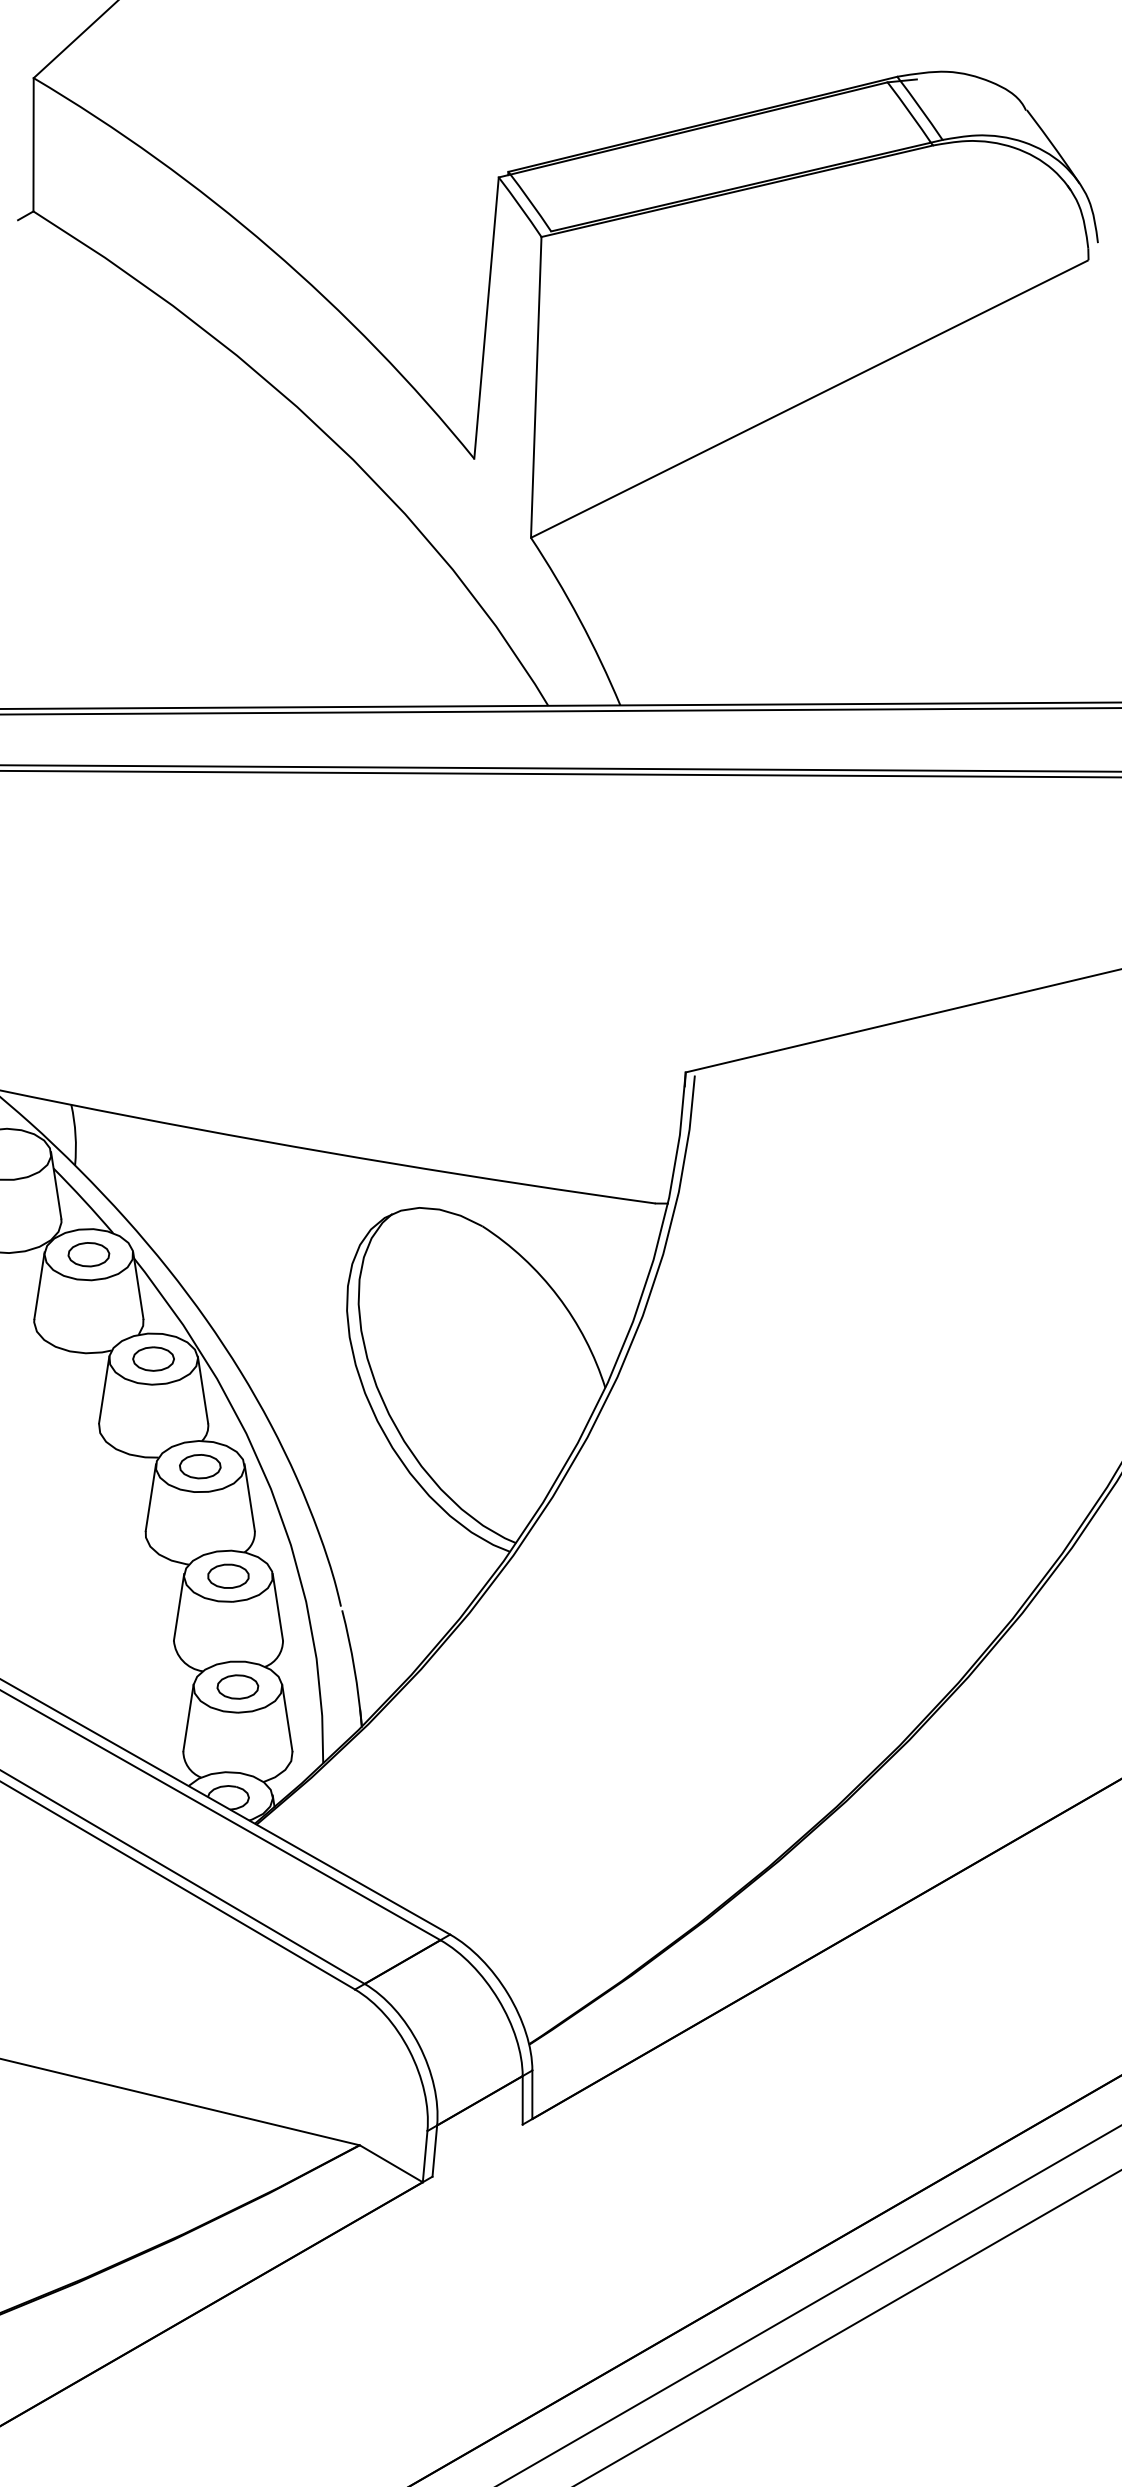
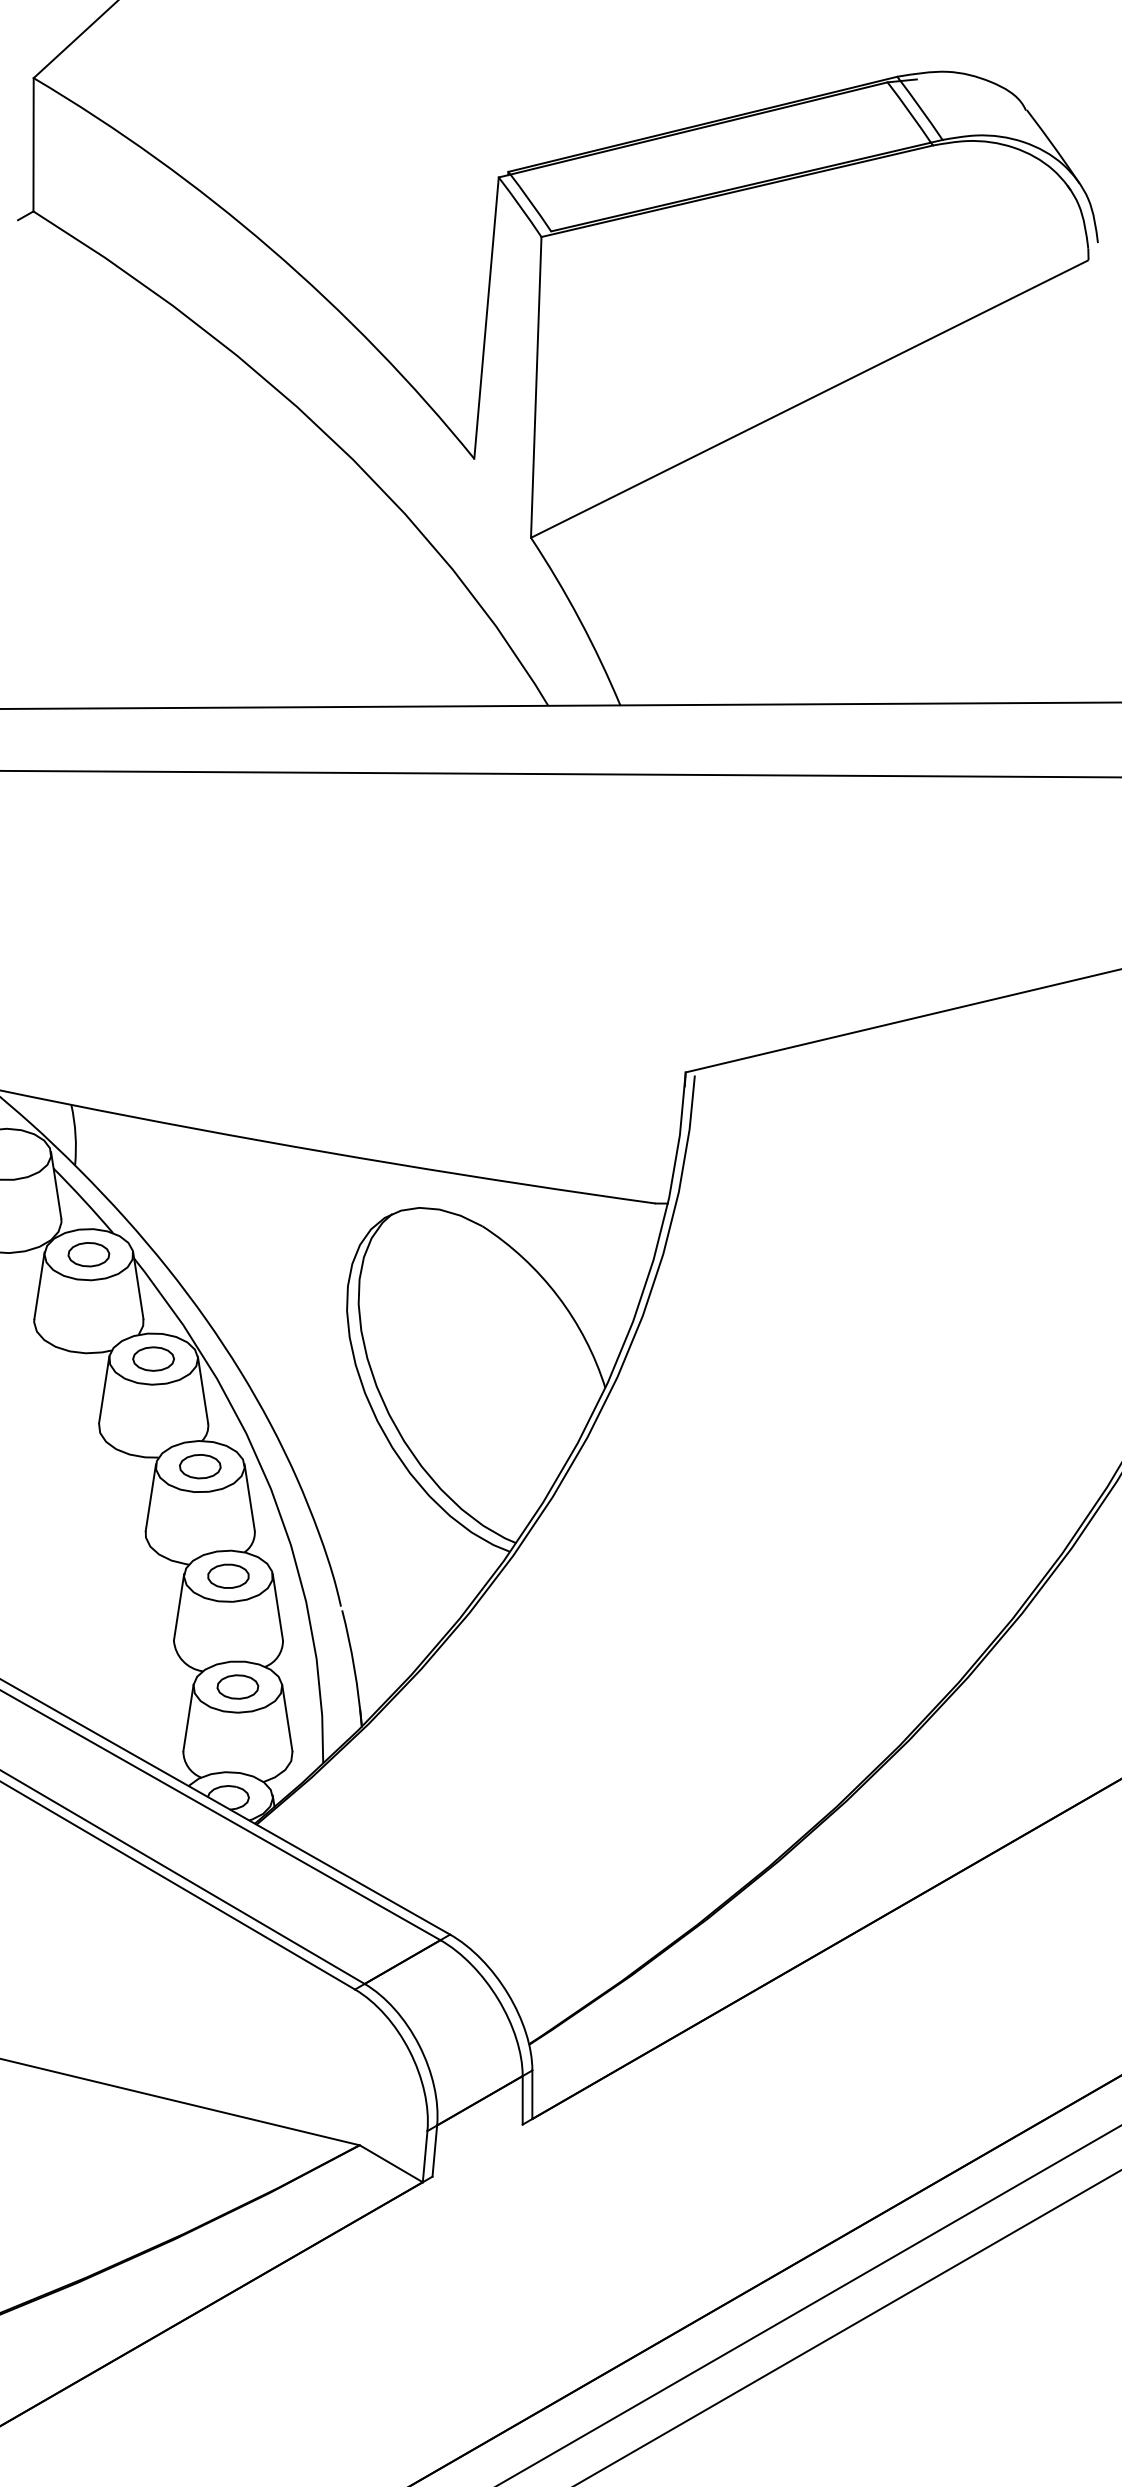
line: present -> none (560, 711)
line: present -> none (560, 768)
